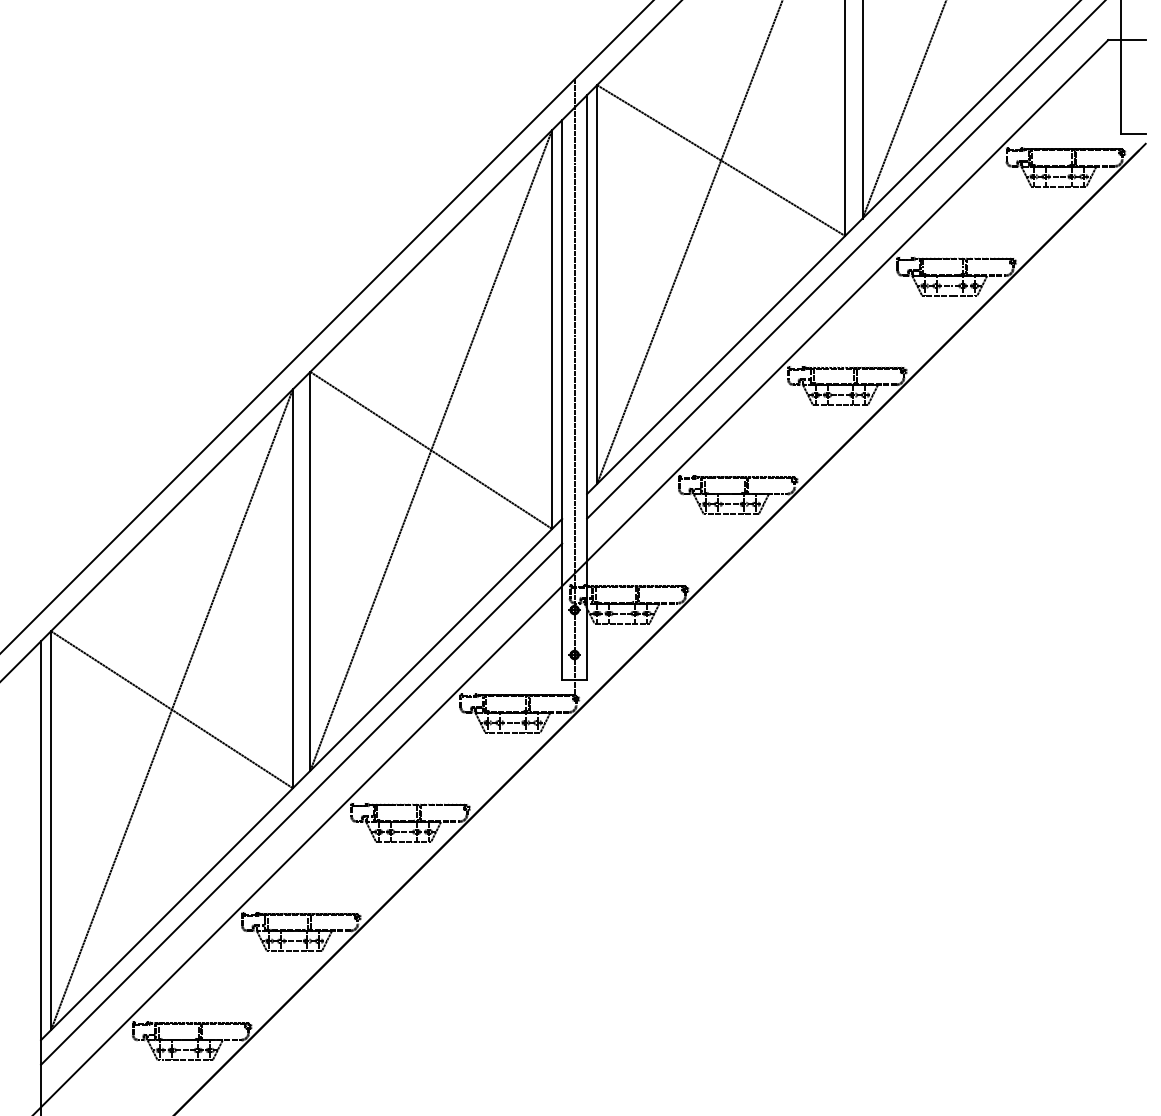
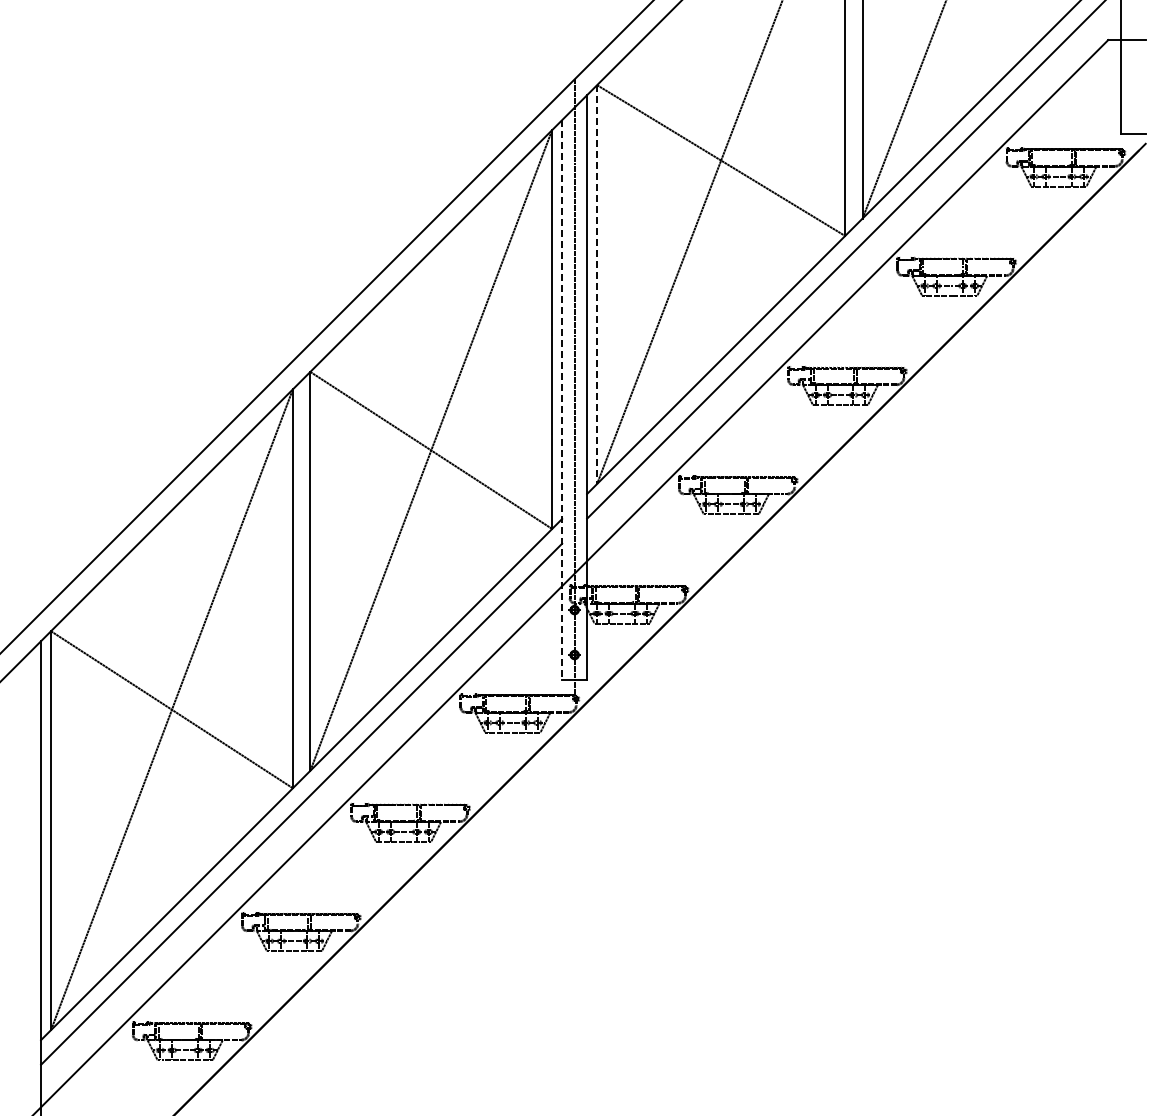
line: solid -> dashed (597, 285)
line: solid -> dashed (562, 400)
